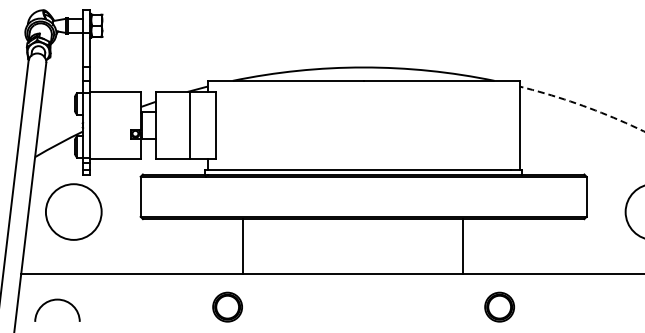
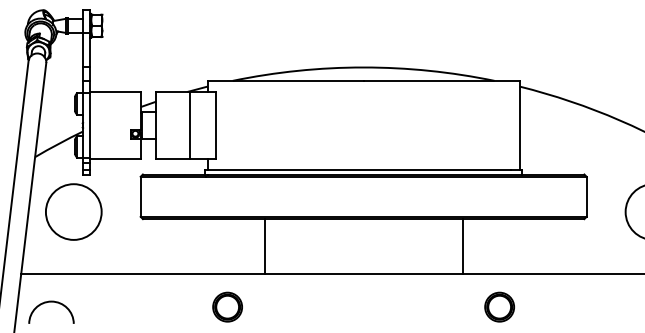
arc: dashed -> solid (583, 105)
line position: (242, 246) -> (264, 246) (264, 246)
arc position: (57, 300) -> (51, 302) (51, 302)
